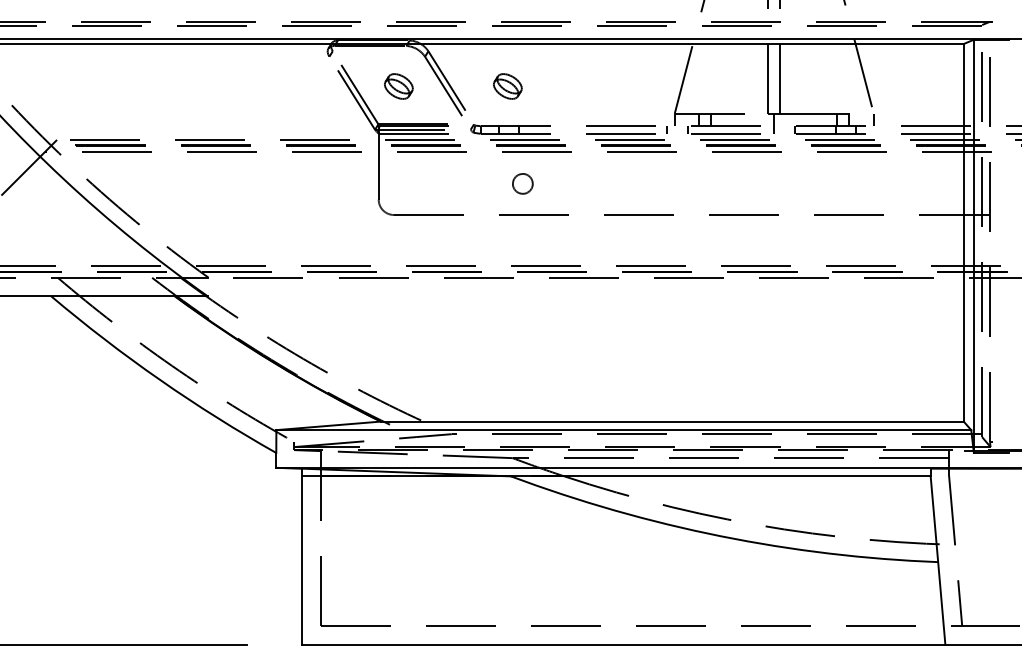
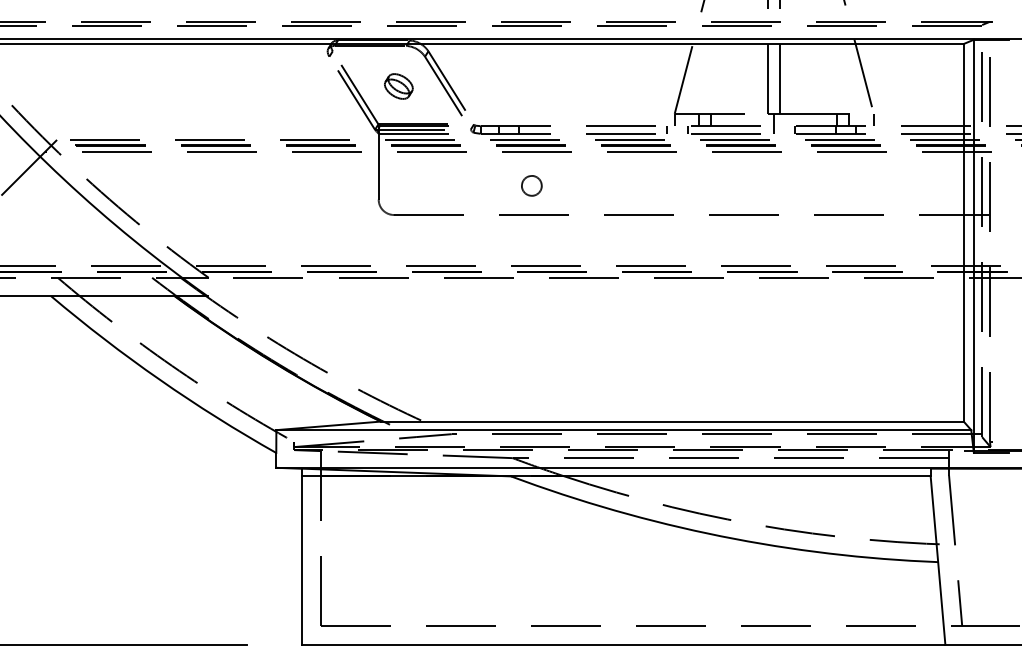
part: present -> none (507, 86)
circle position: (522, 183) -> (531, 185) (531, 185)
